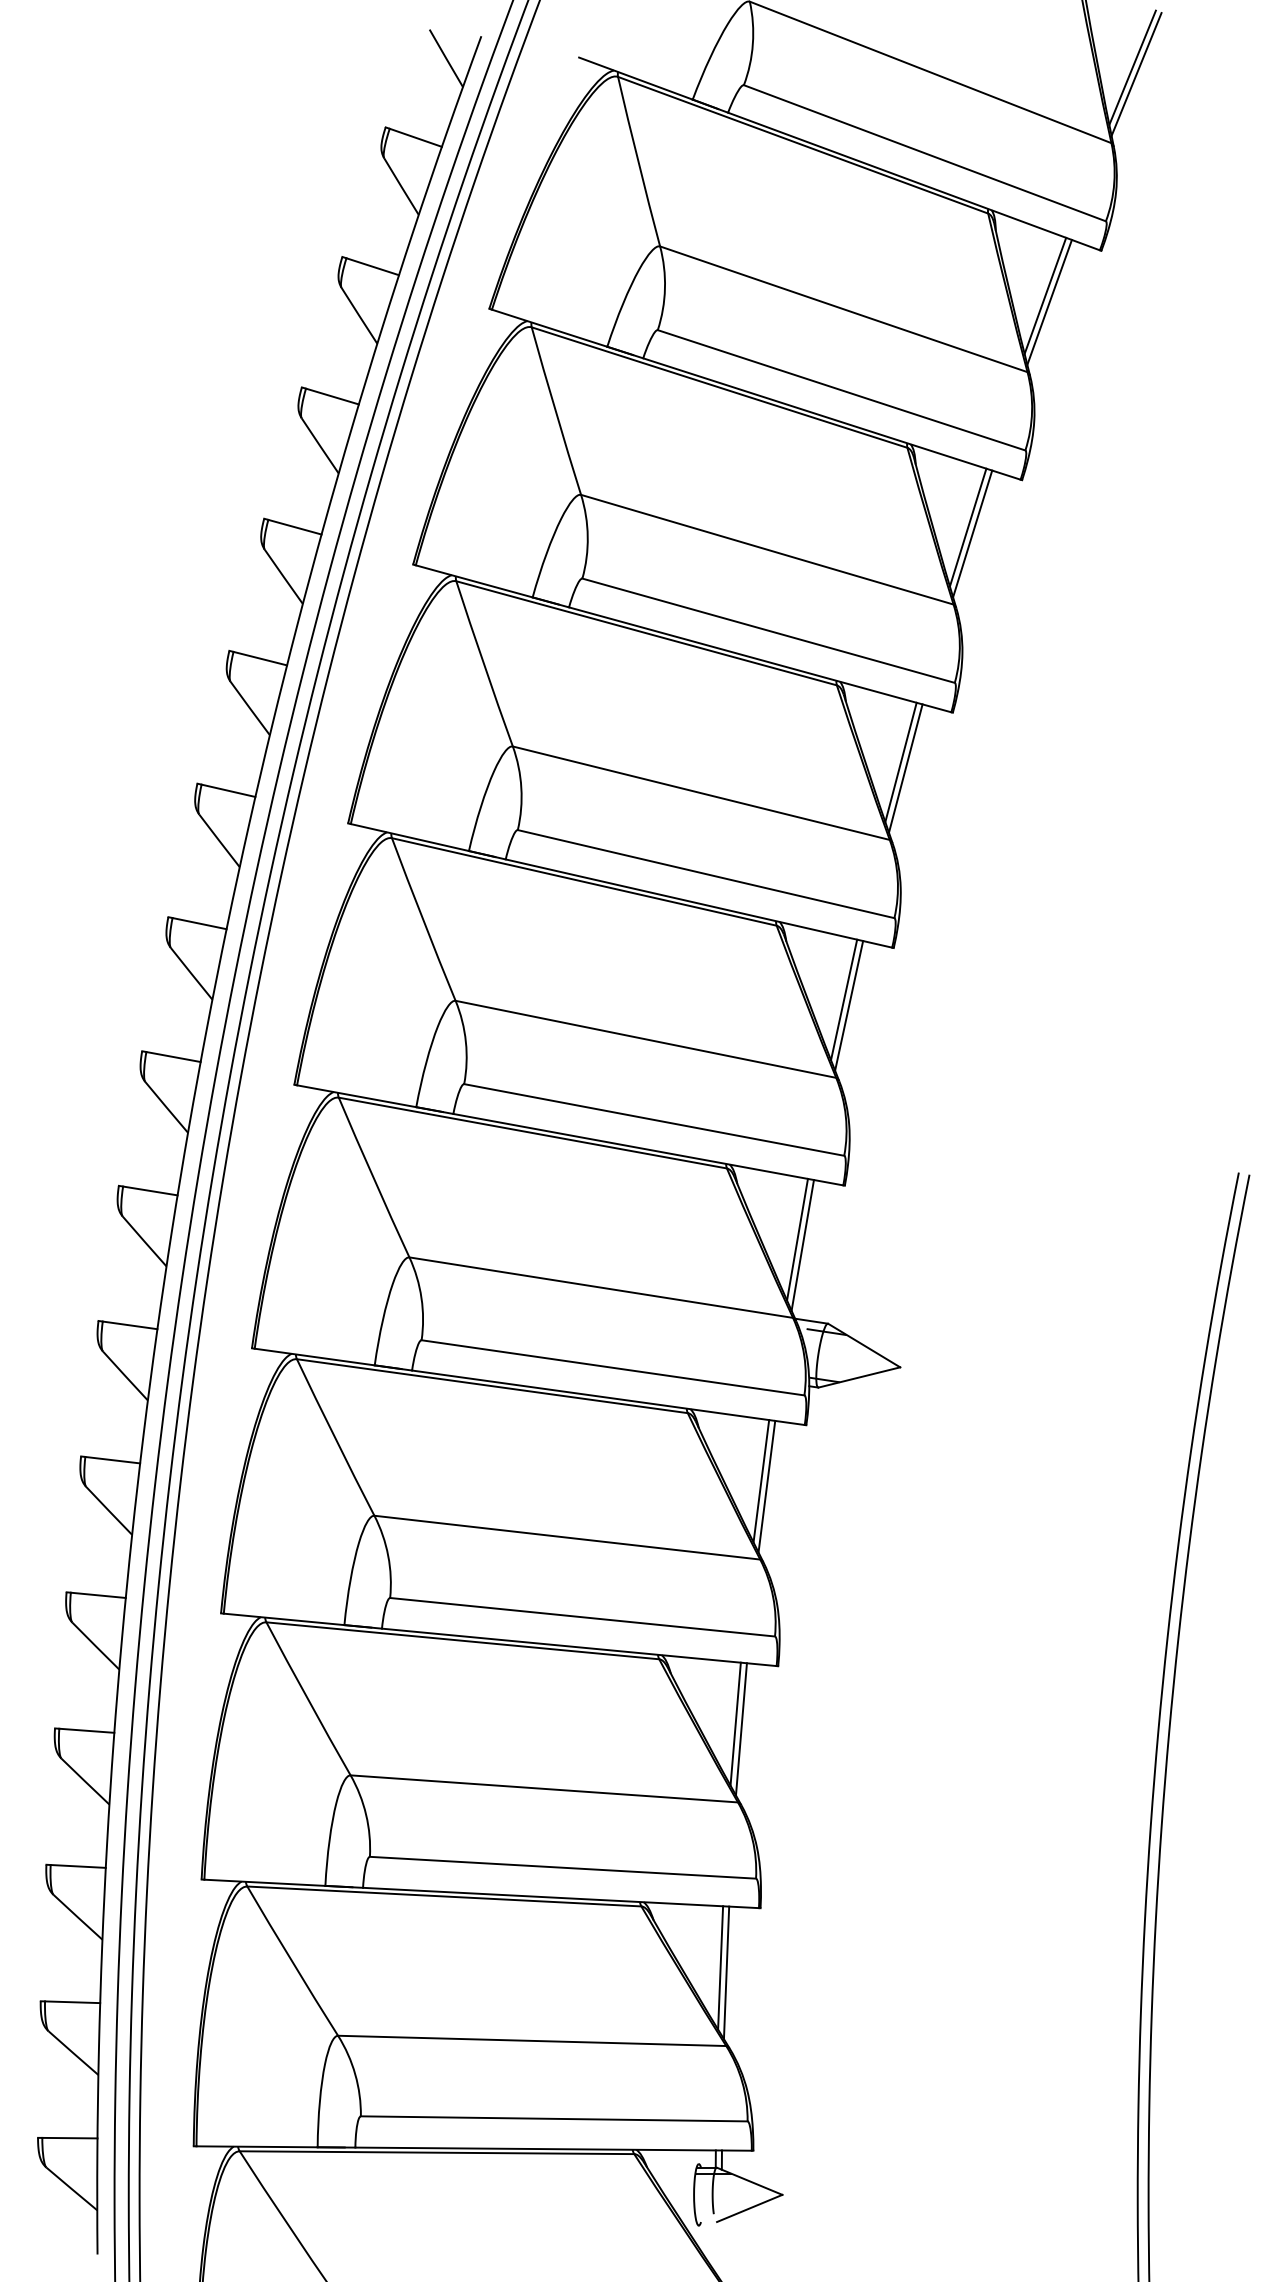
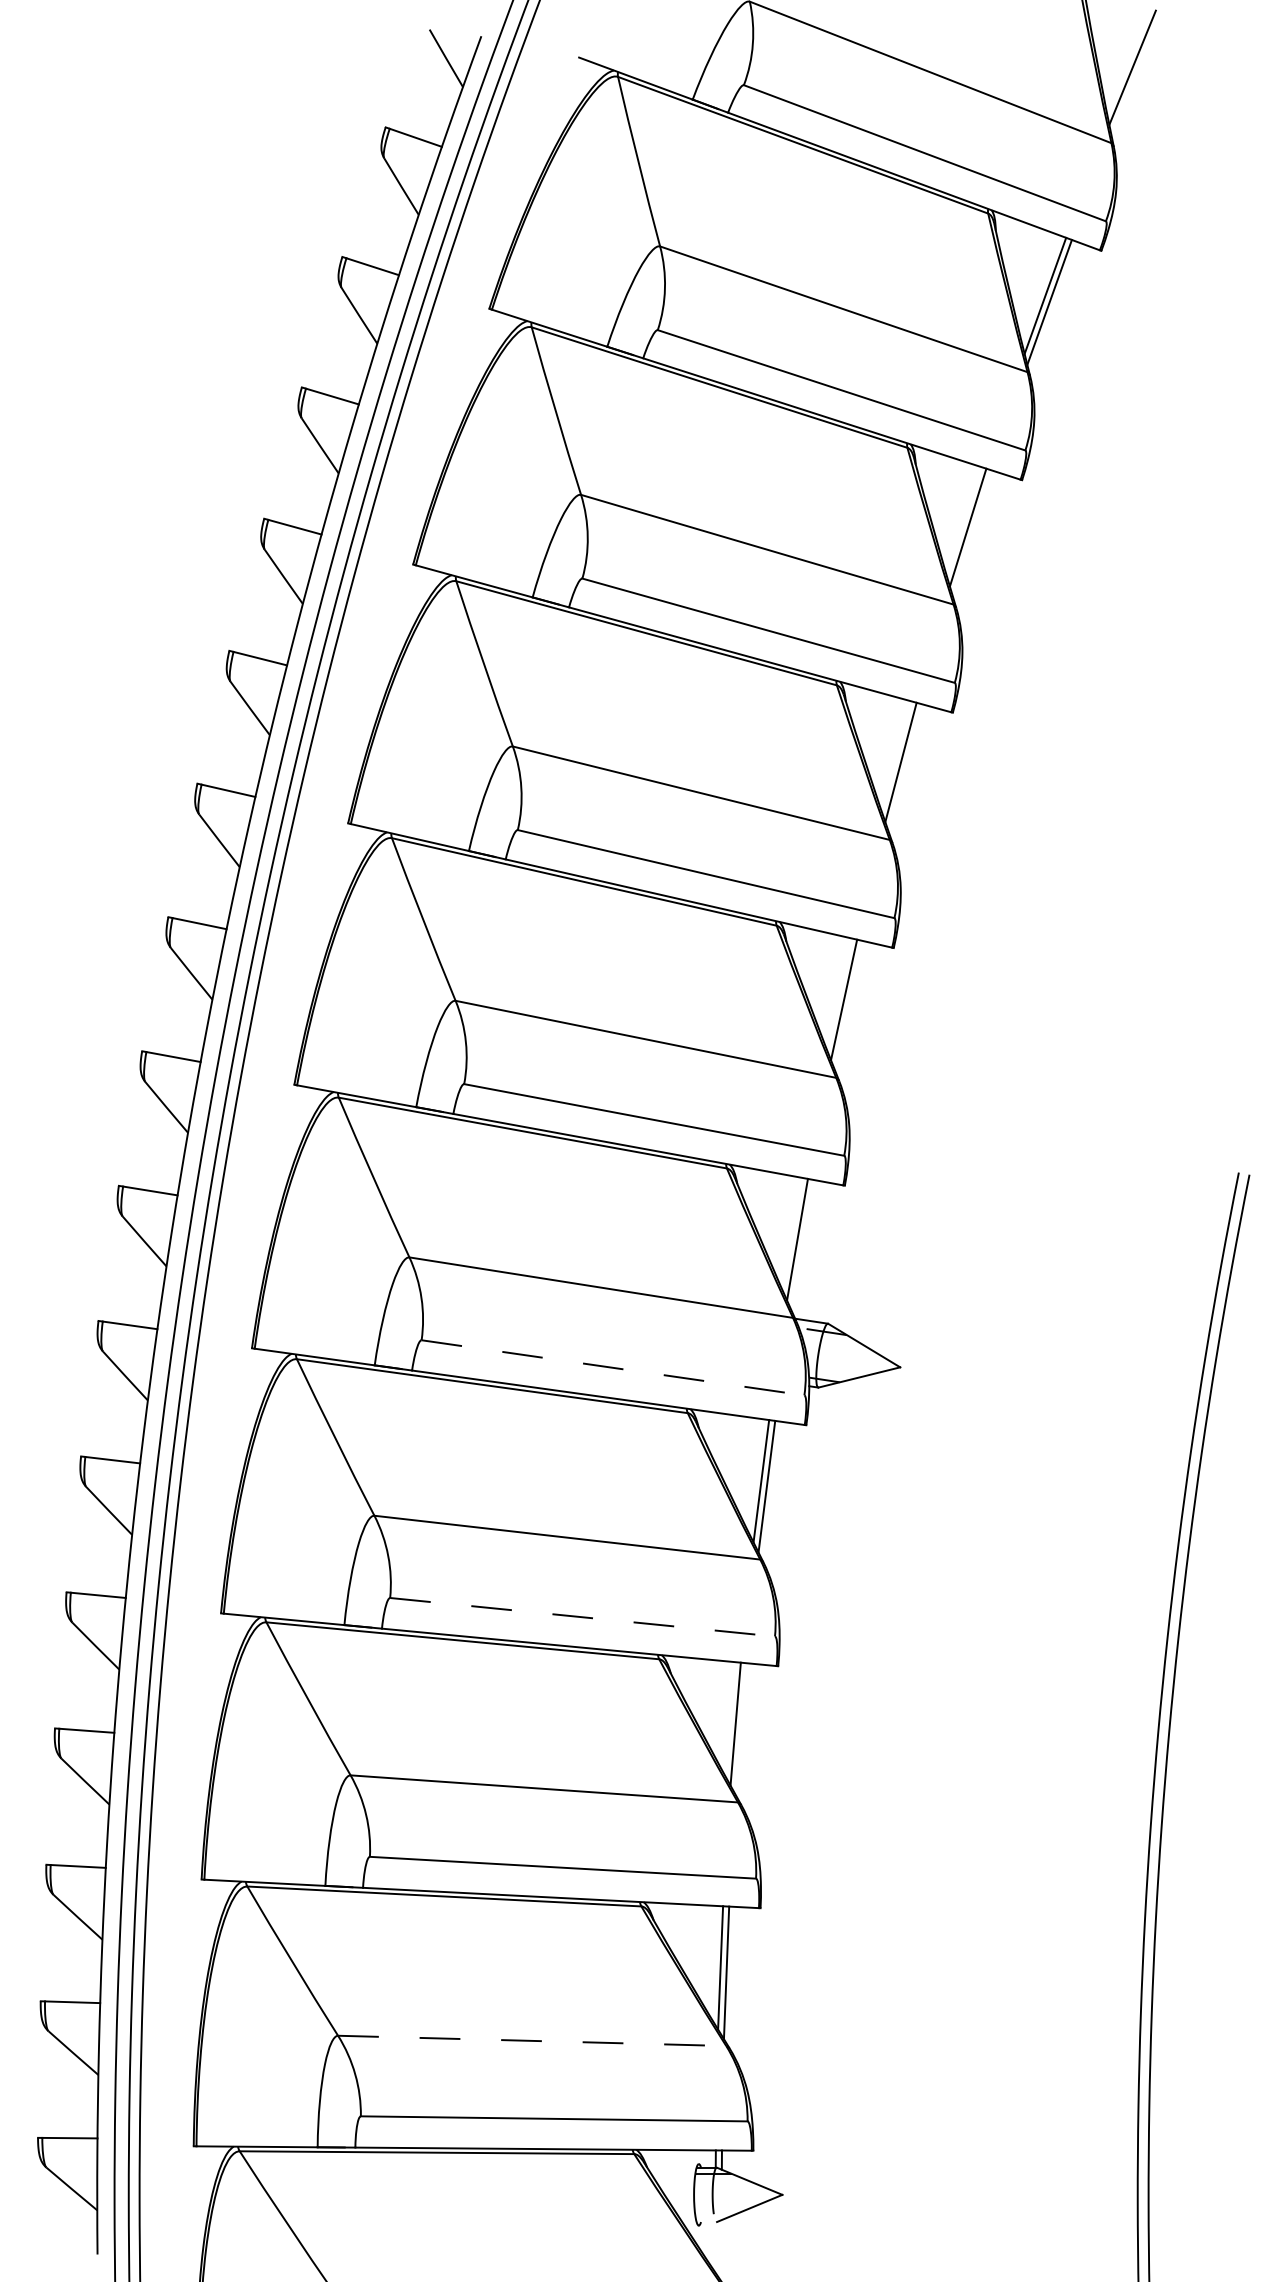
line: present -> none (1136, 74)
line: present -> none (972, 533)
line: present -> none (905, 768)
line: present -> none (849, 1005)
line: present -> none (802, 1245)
line: solid -> dashed (613, 1367)
line: solid -> dashed (583, 1617)
line: present -> none (740, 1729)
line: solid -> dashed (532, 2040)
